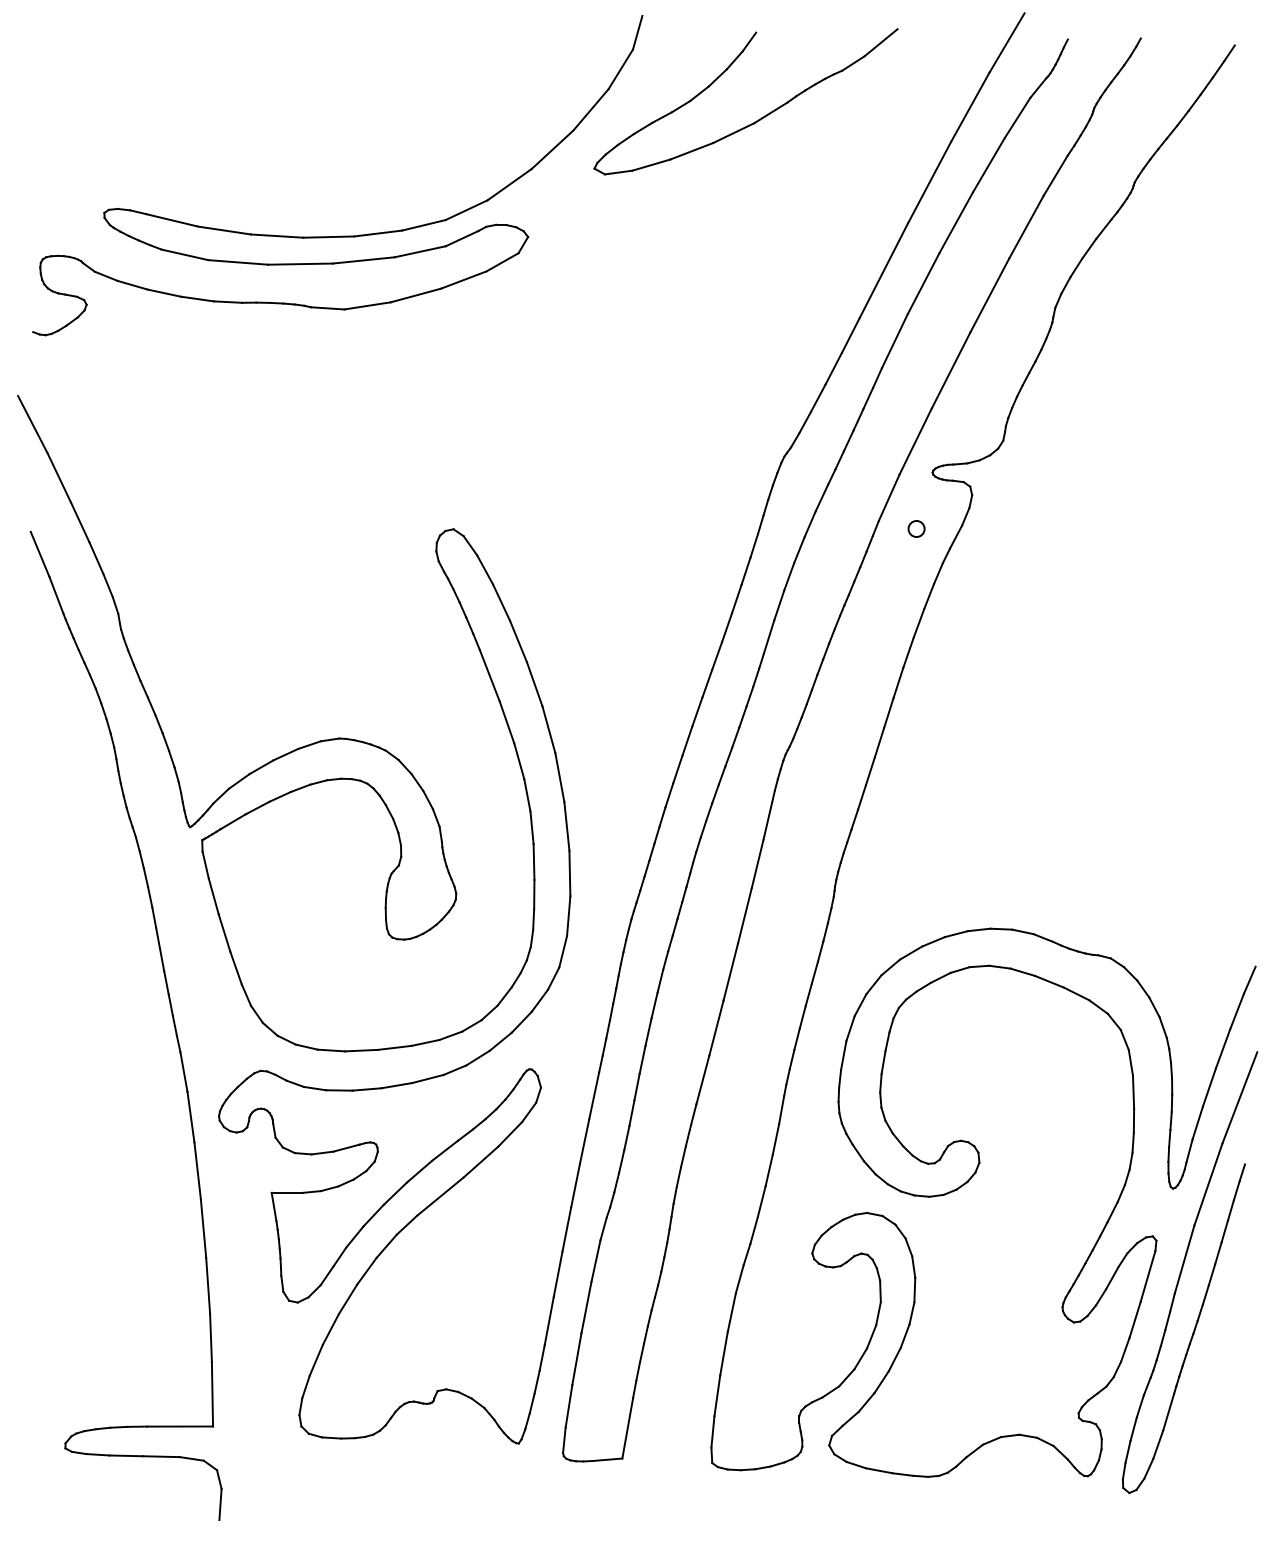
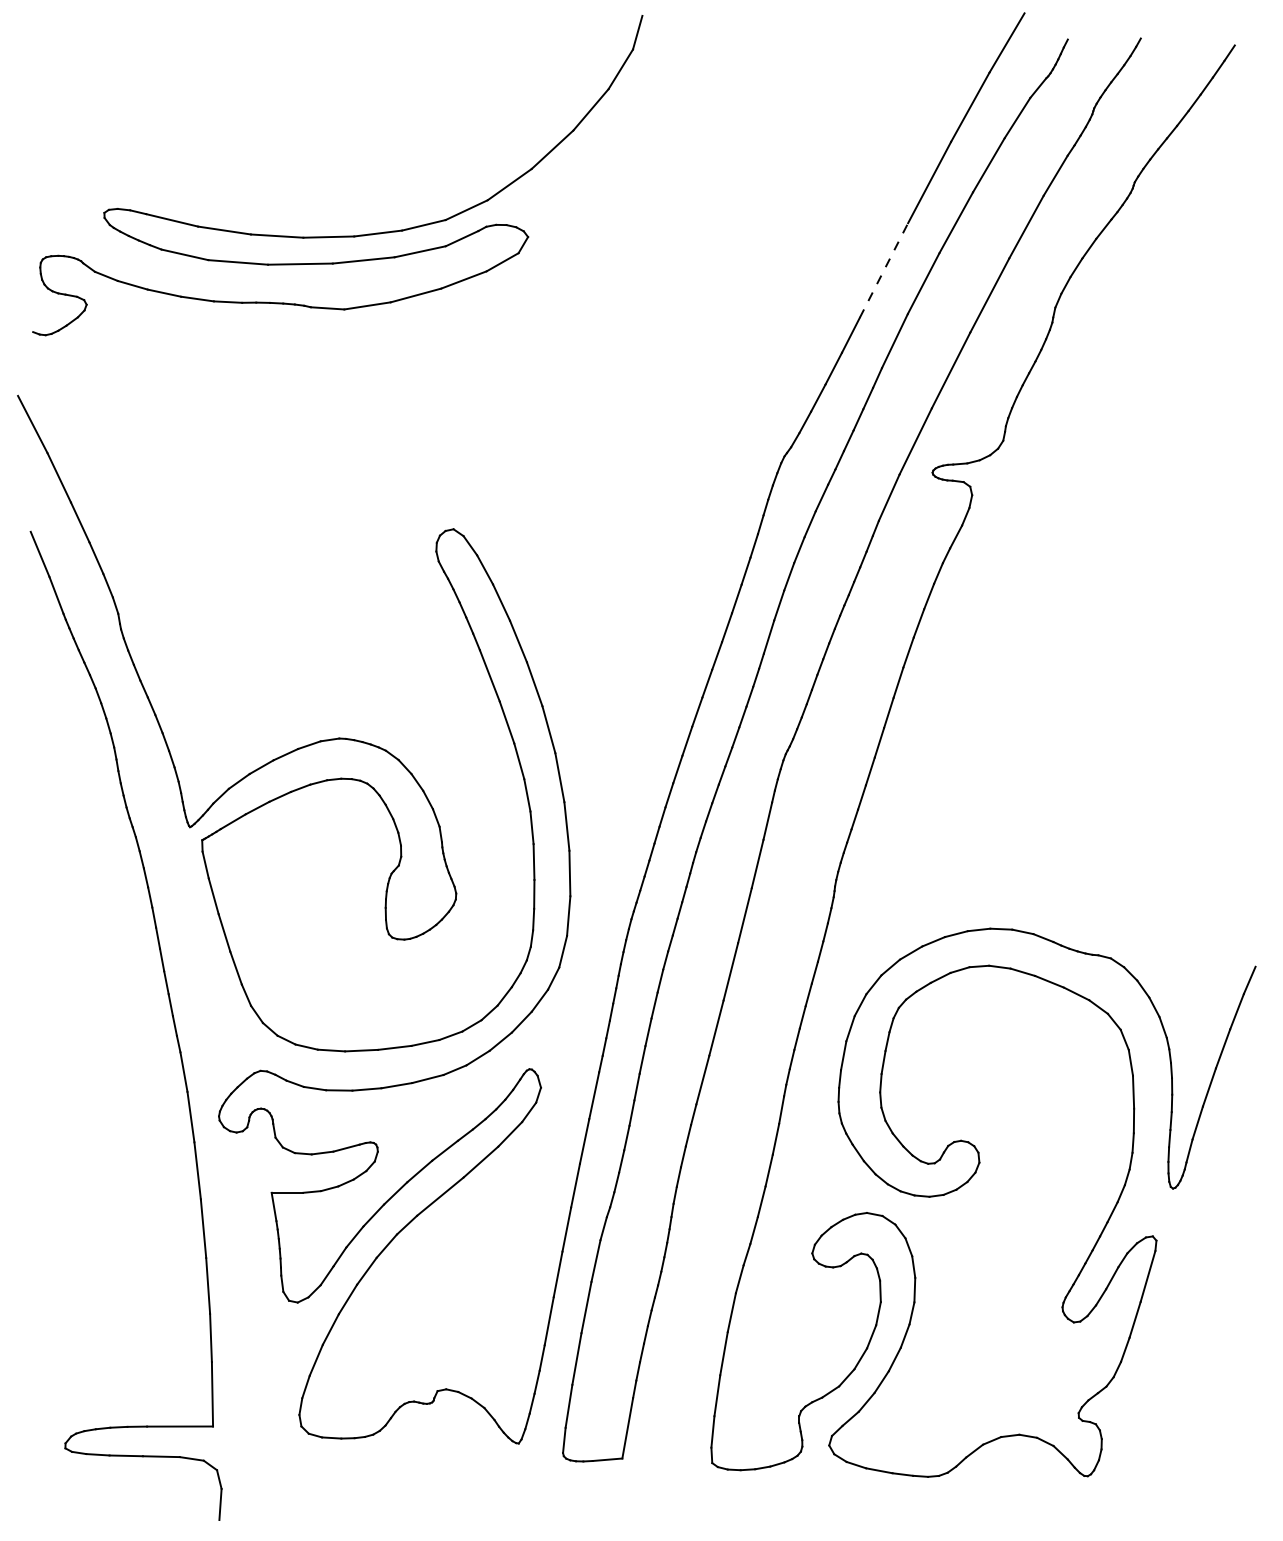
part: present -> none (756, 120)
line: solid -> dashed (884, 270)
circle: present -> none (916, 528)
part: present -> none (1182, 1271)
